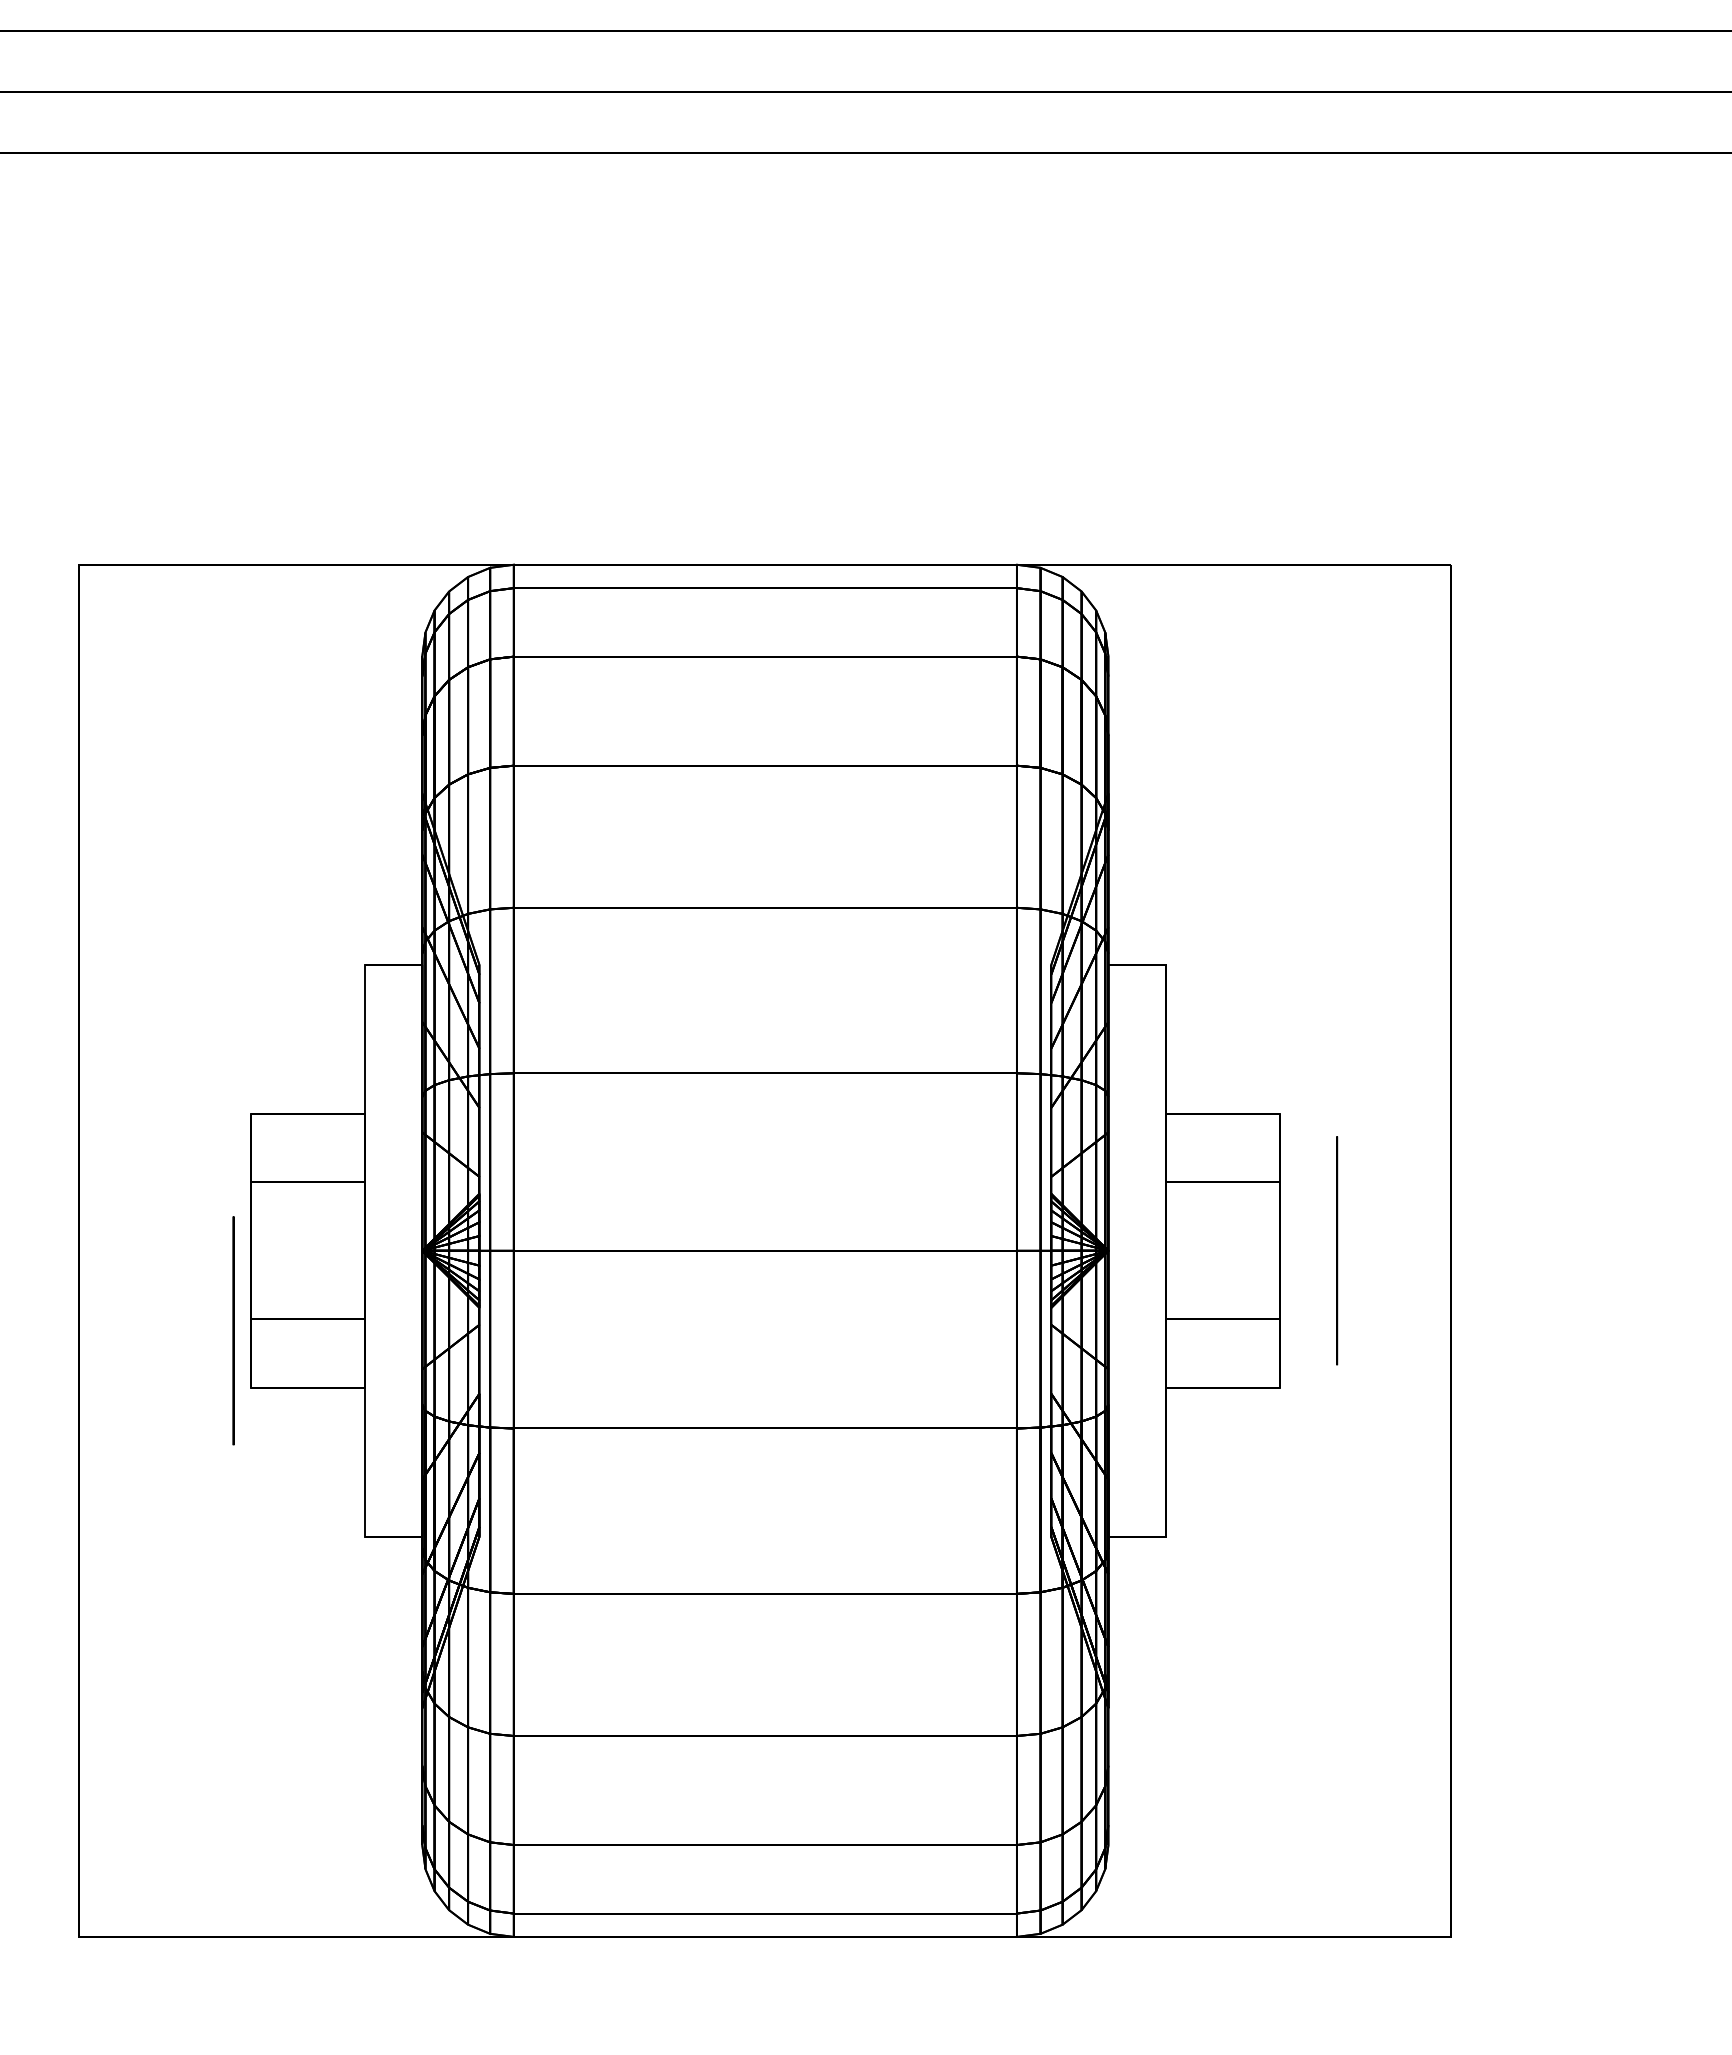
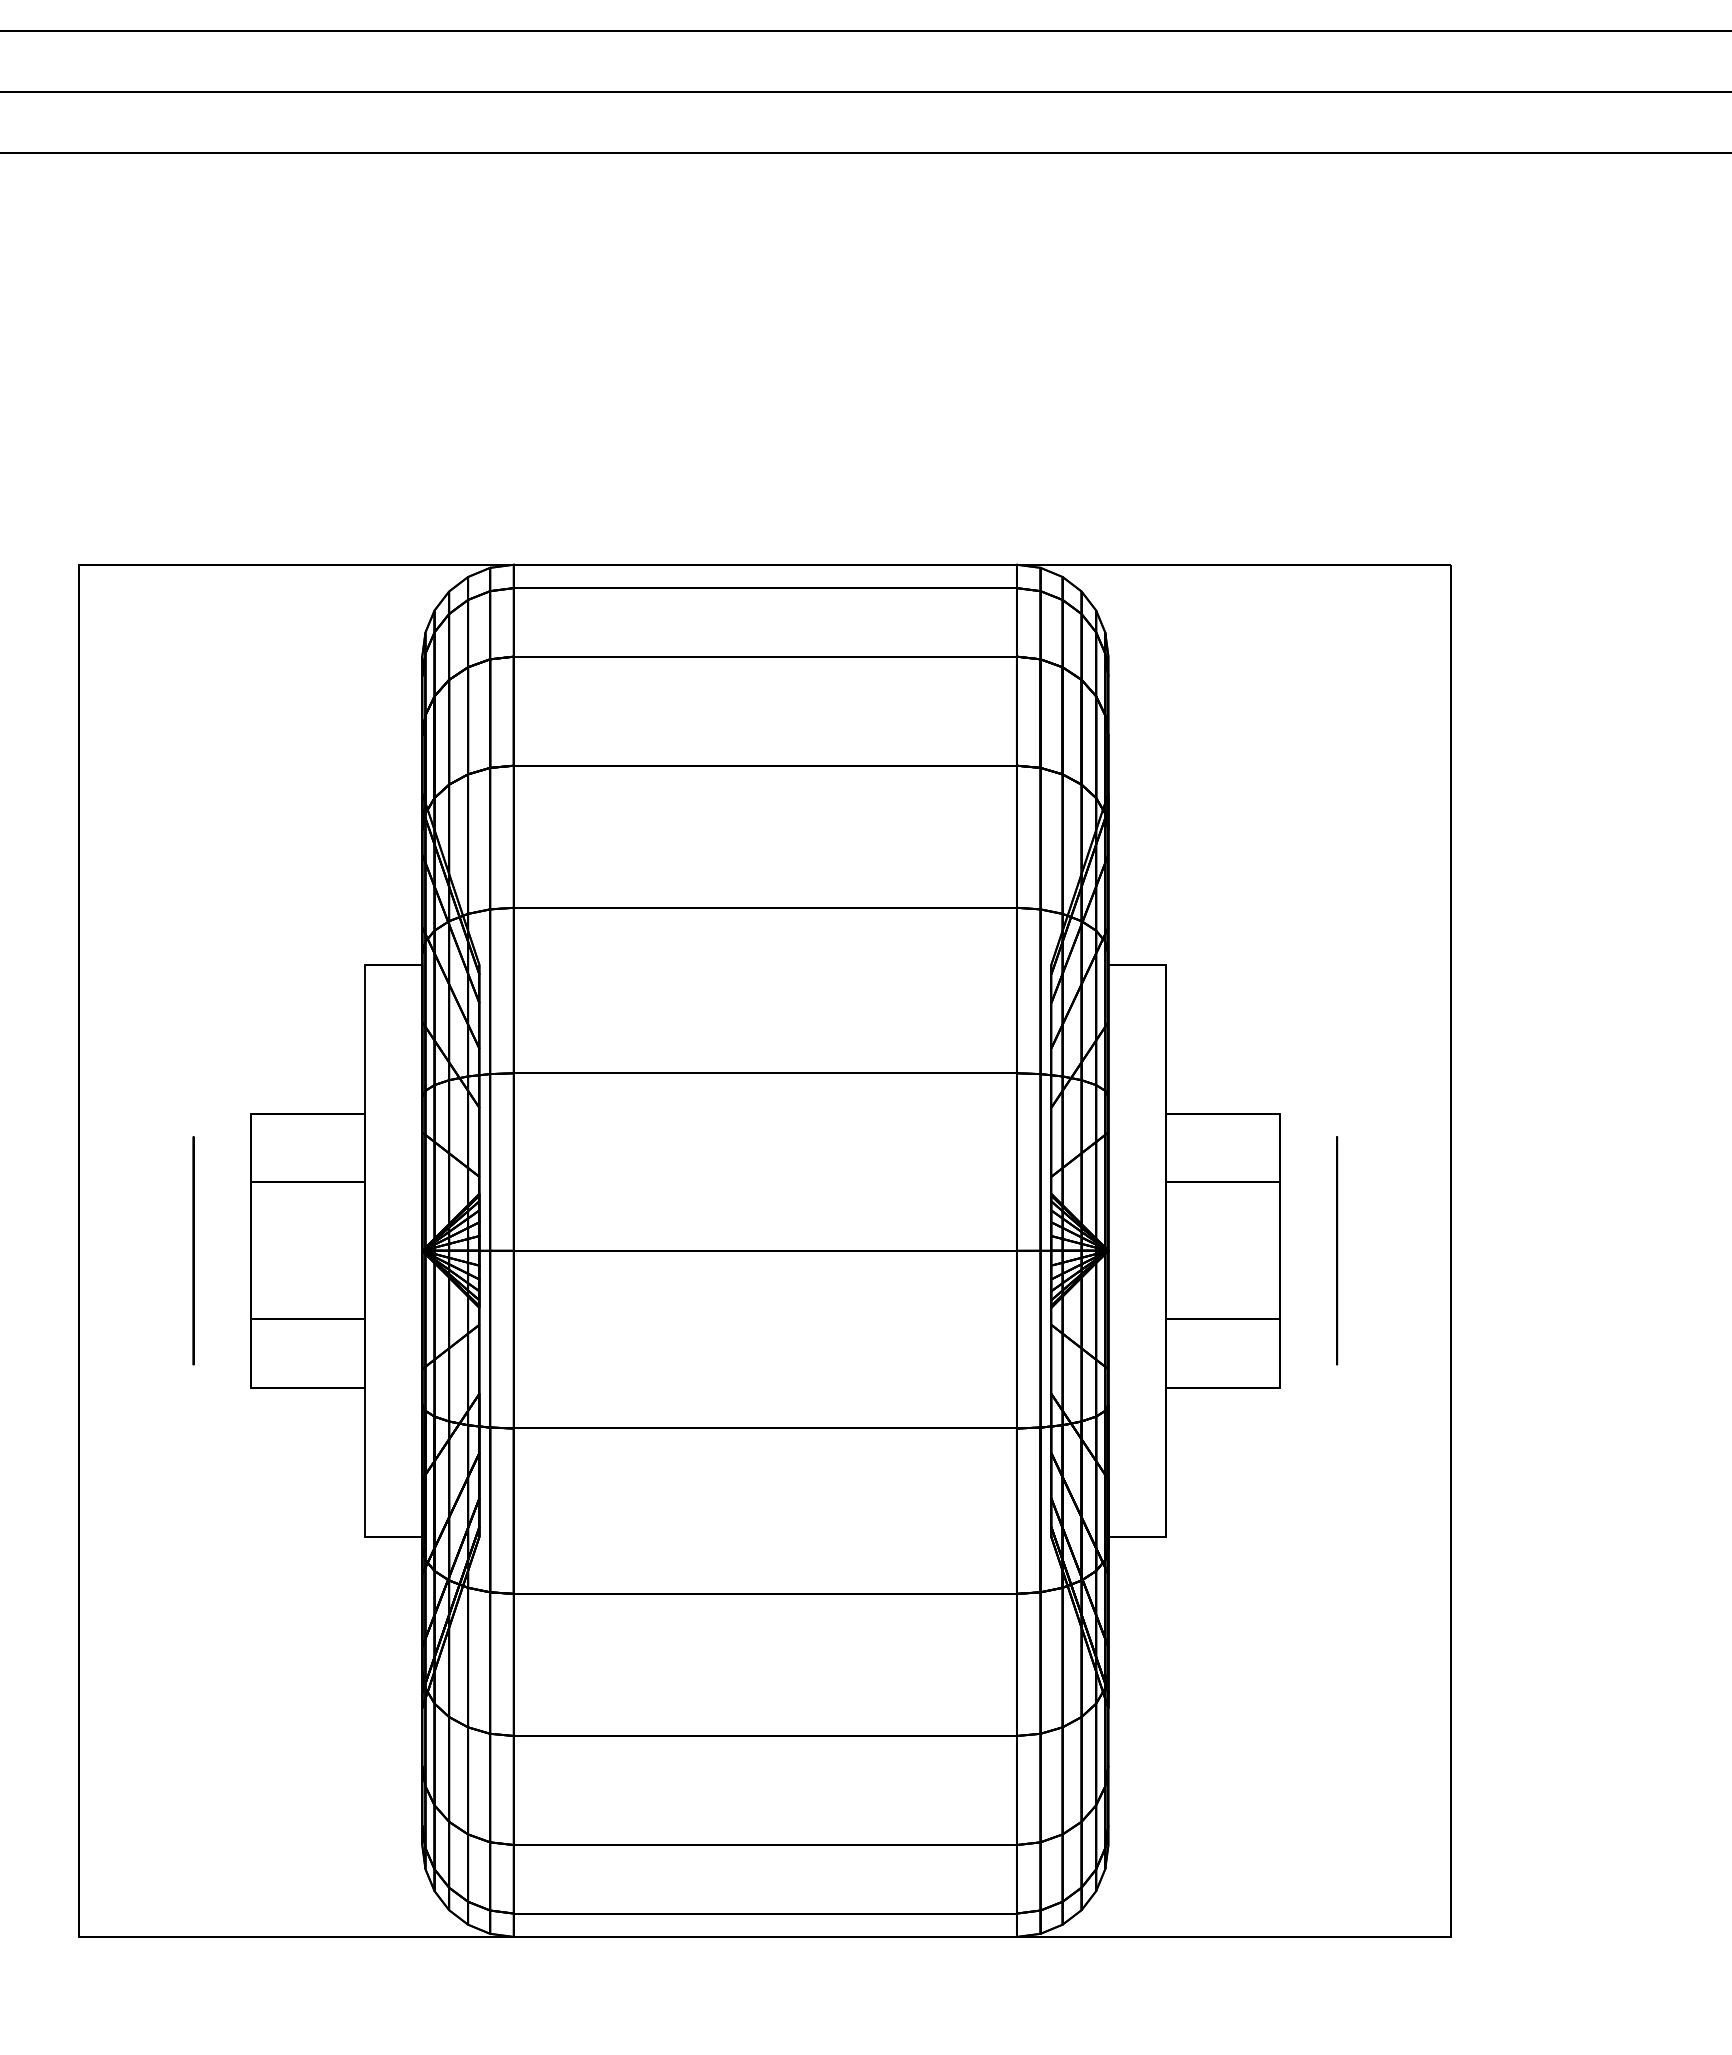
circle position: (233, 1330) -> (193, 1250) (193, 1250)
